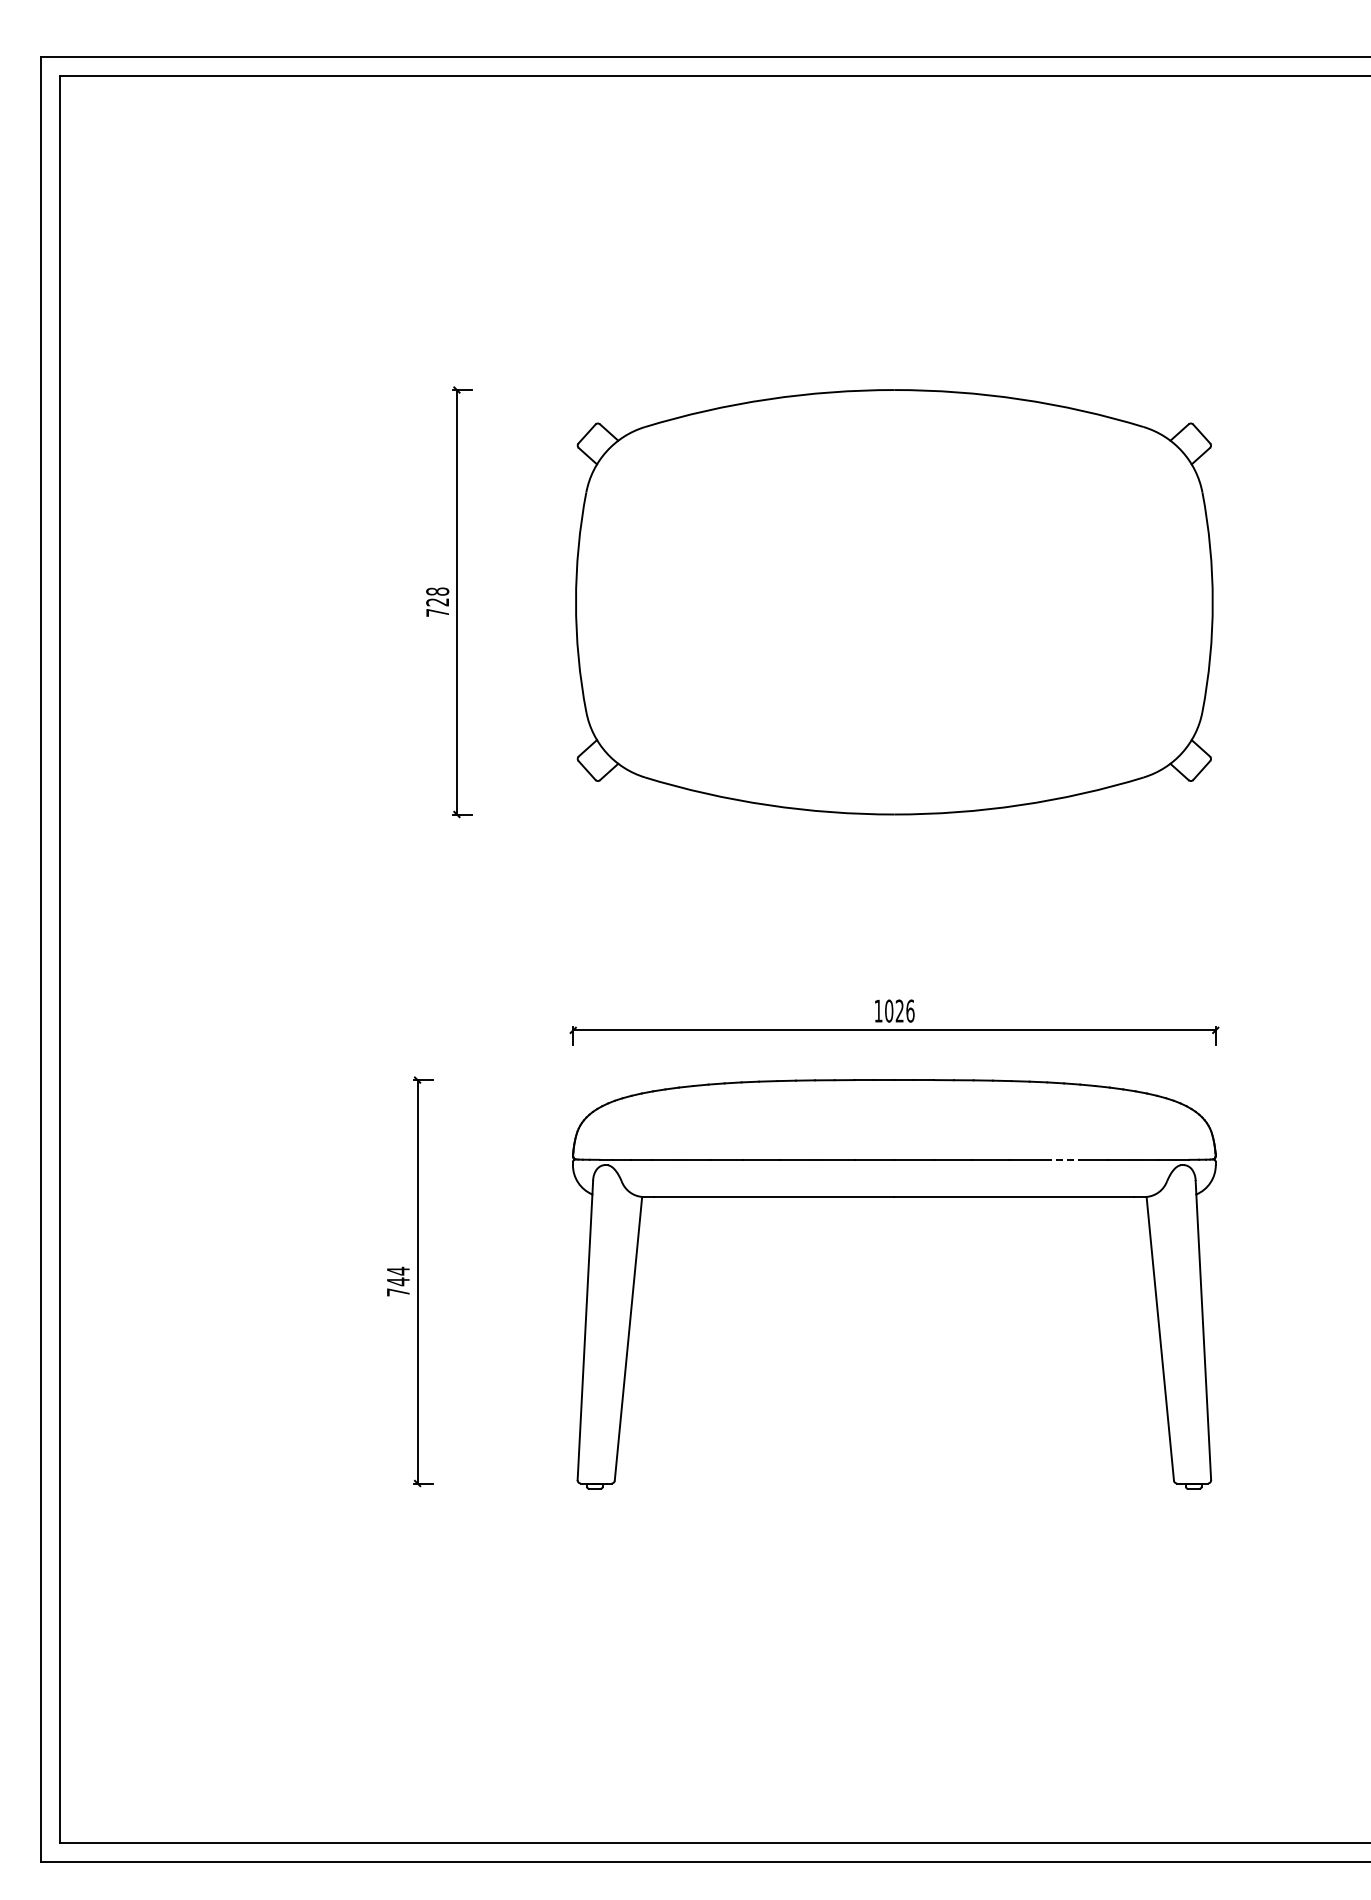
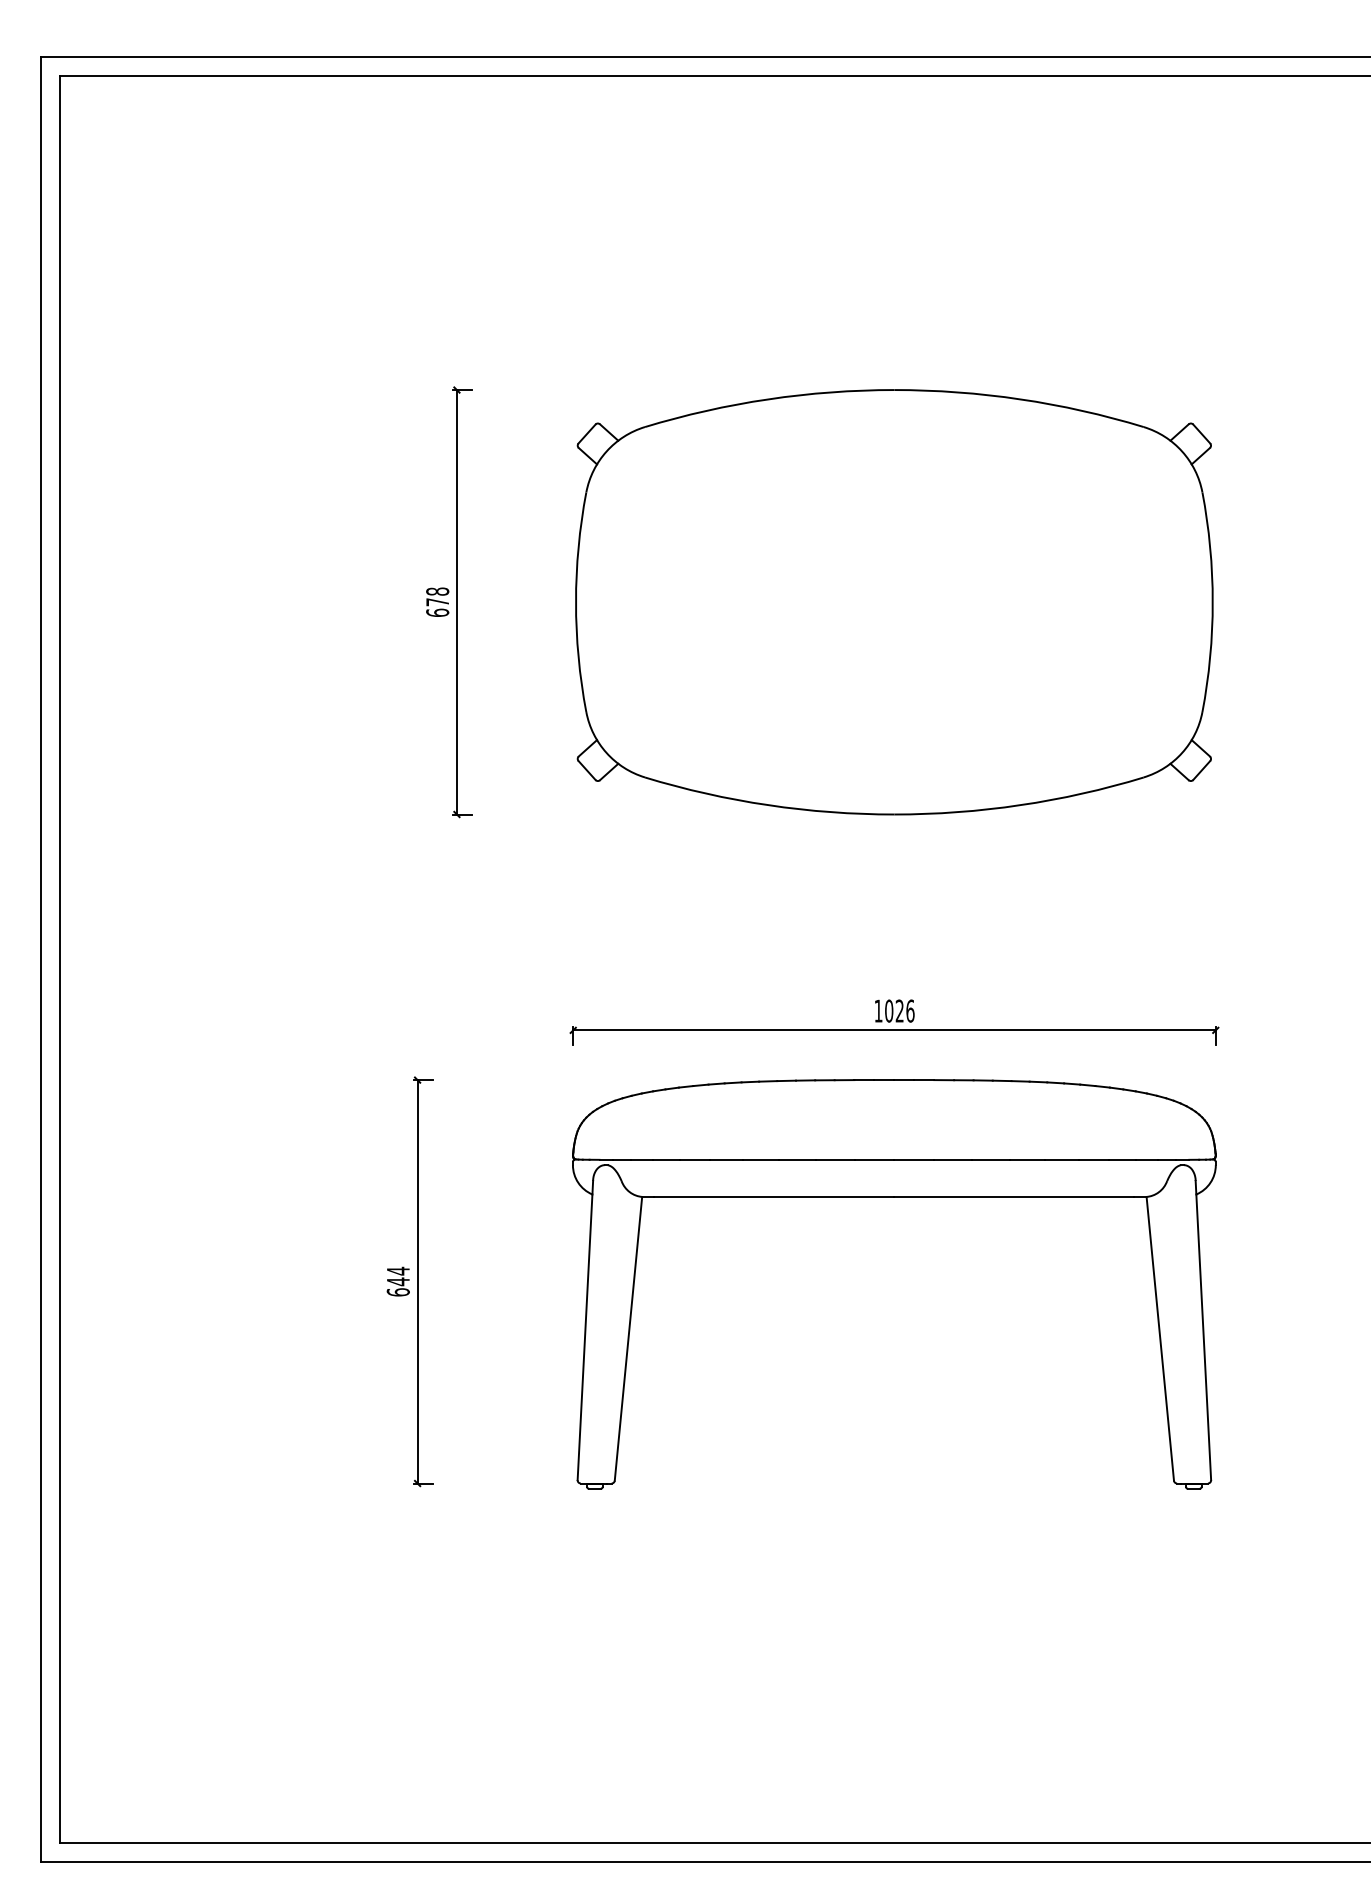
text: 728 -> 678 (437, 607)
line: dashed -> solid (1062, 1159)
text: 744 -> 644 (397, 1292)
